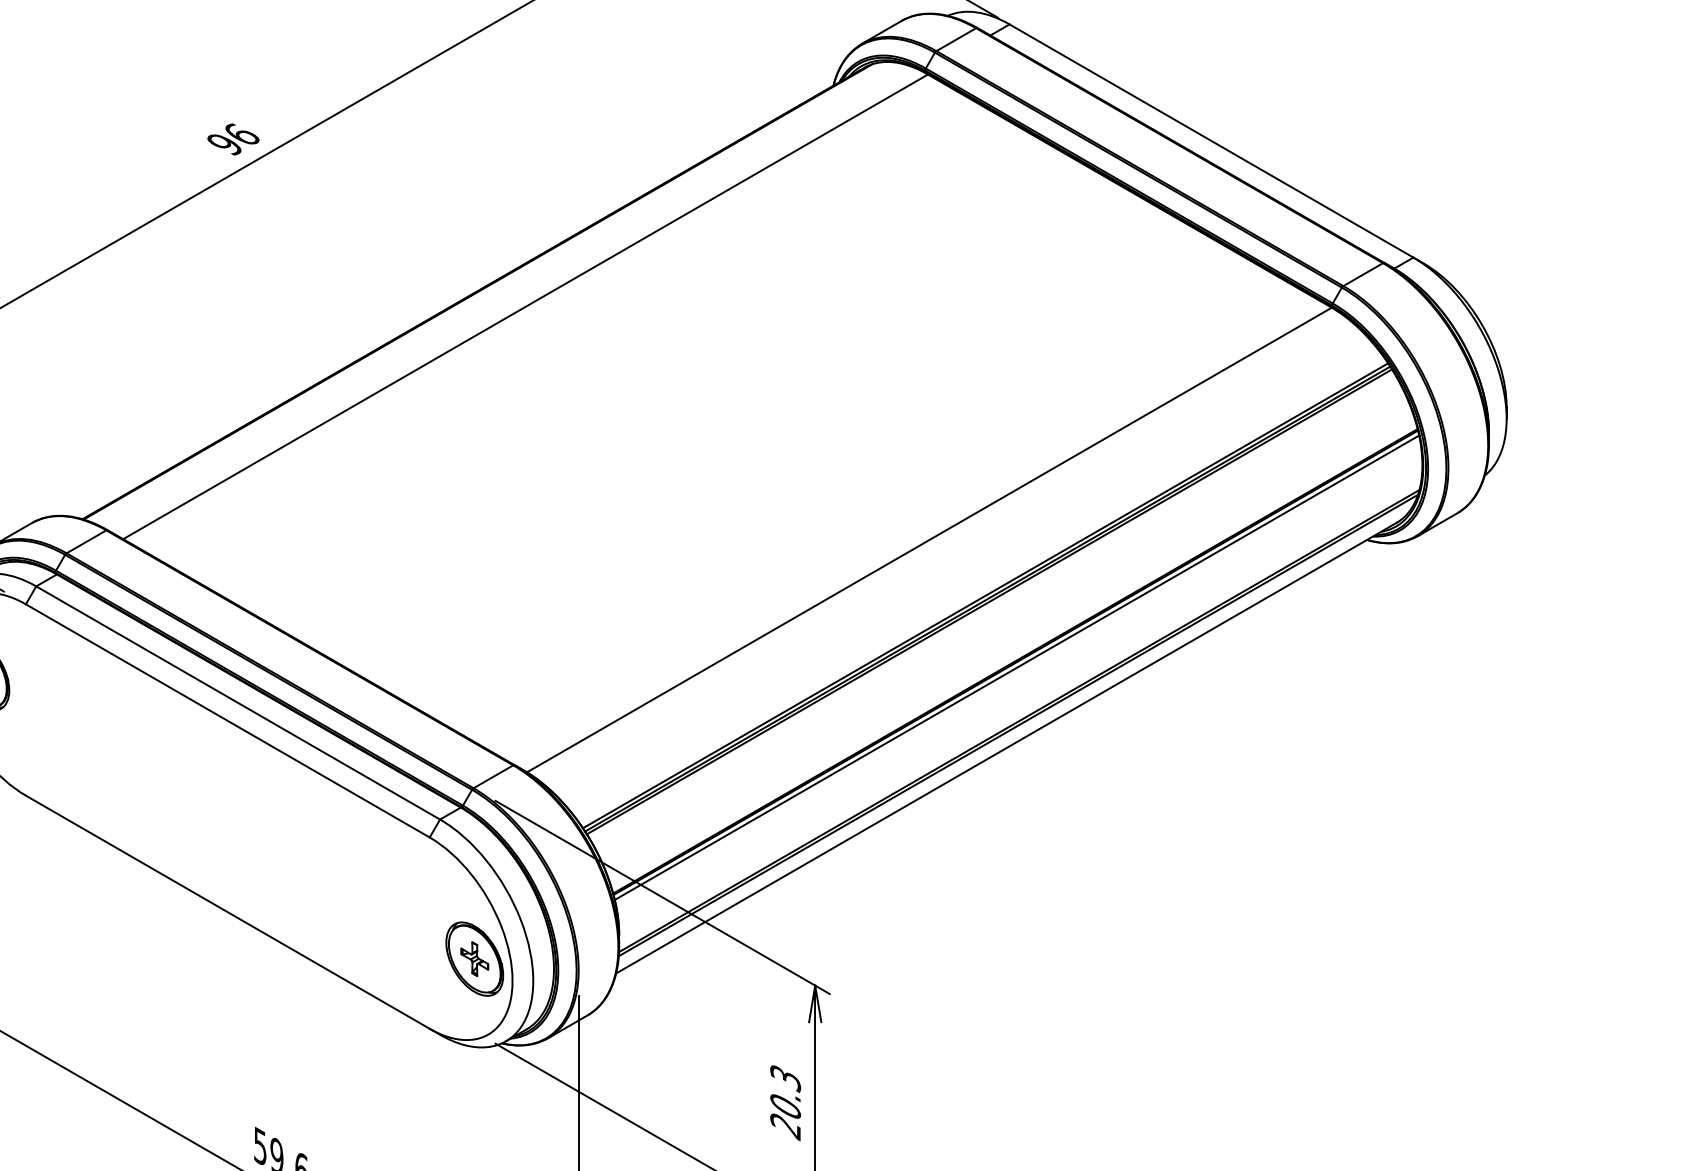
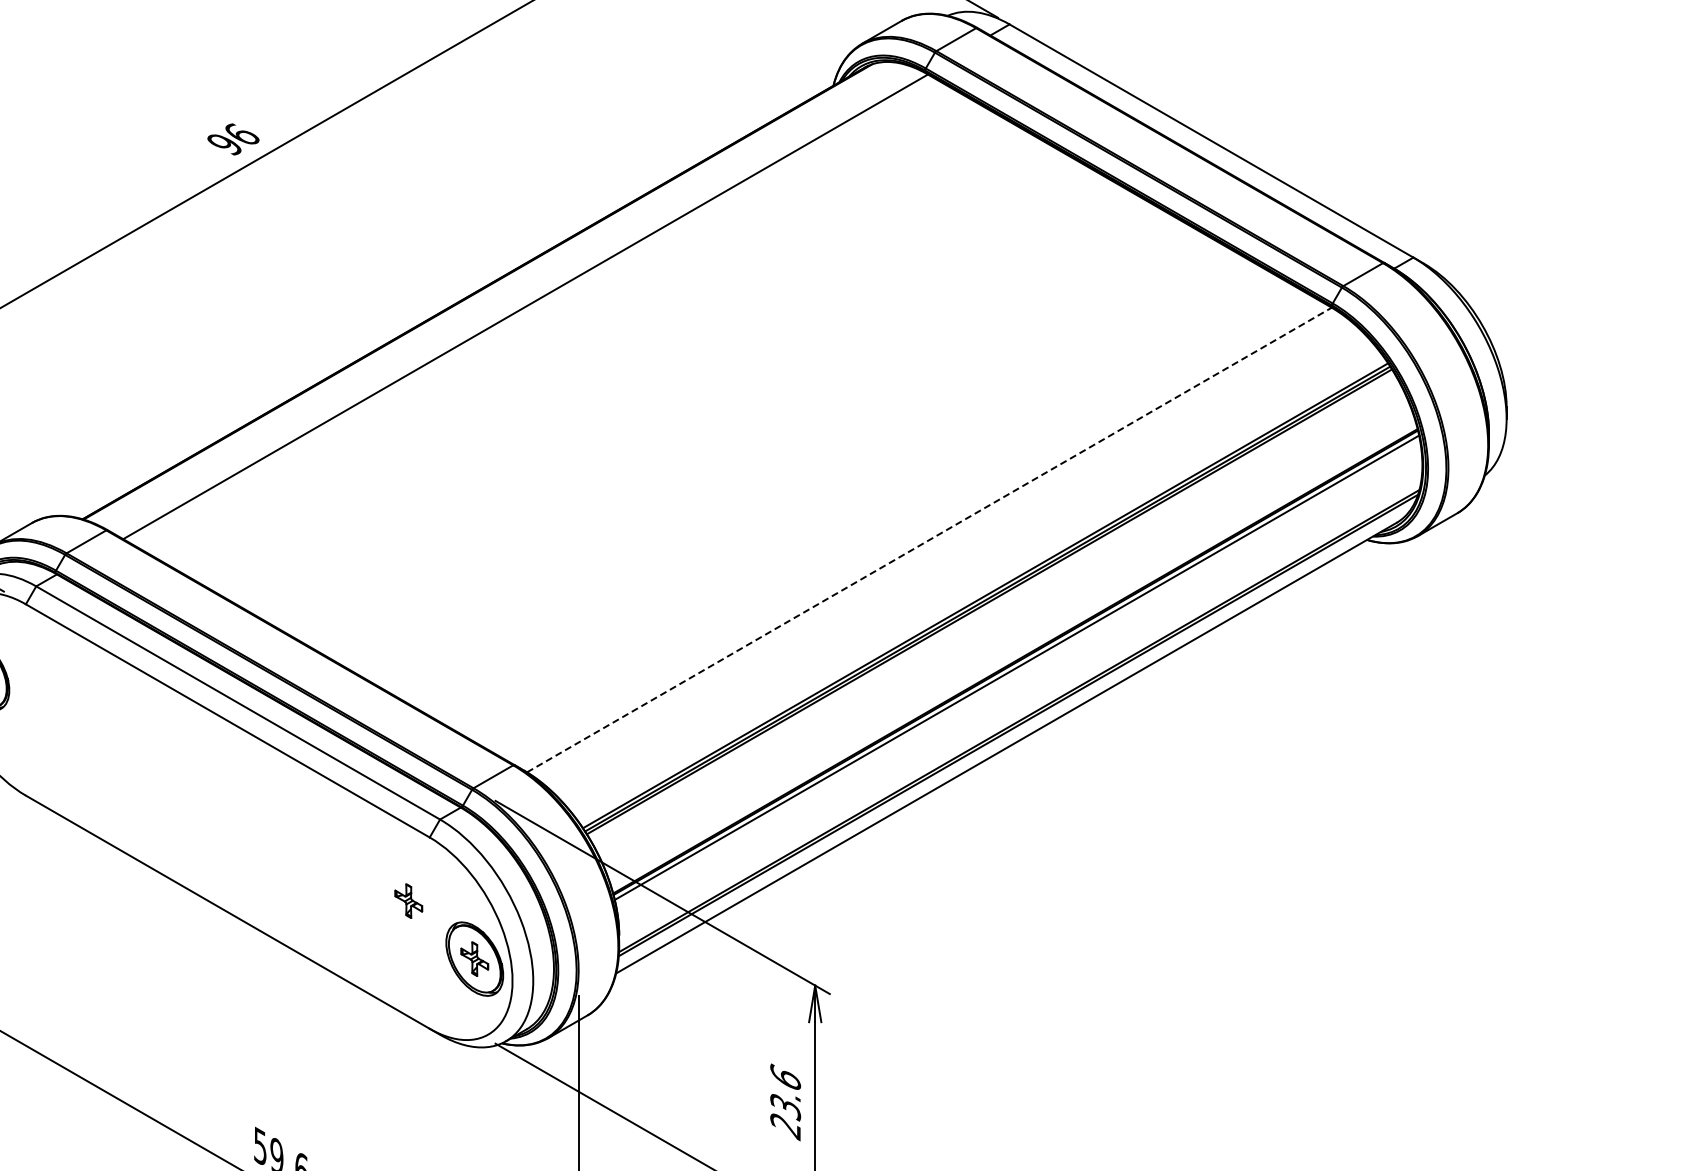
line: solid -> dashed (929, 540)
part: none -> present (408, 900)
text: 20.3 -> 23.6 (785, 1092)
